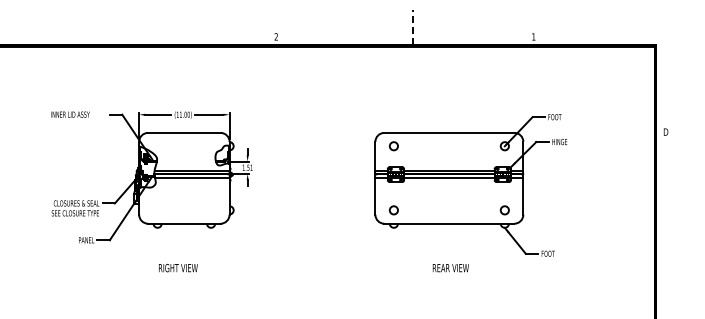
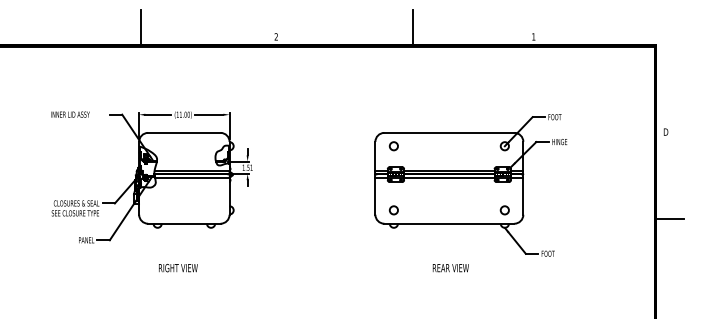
line: none -> present (141, 27)
line: dashed -> solid (412, 27)
line: none -> present (669, 219)
